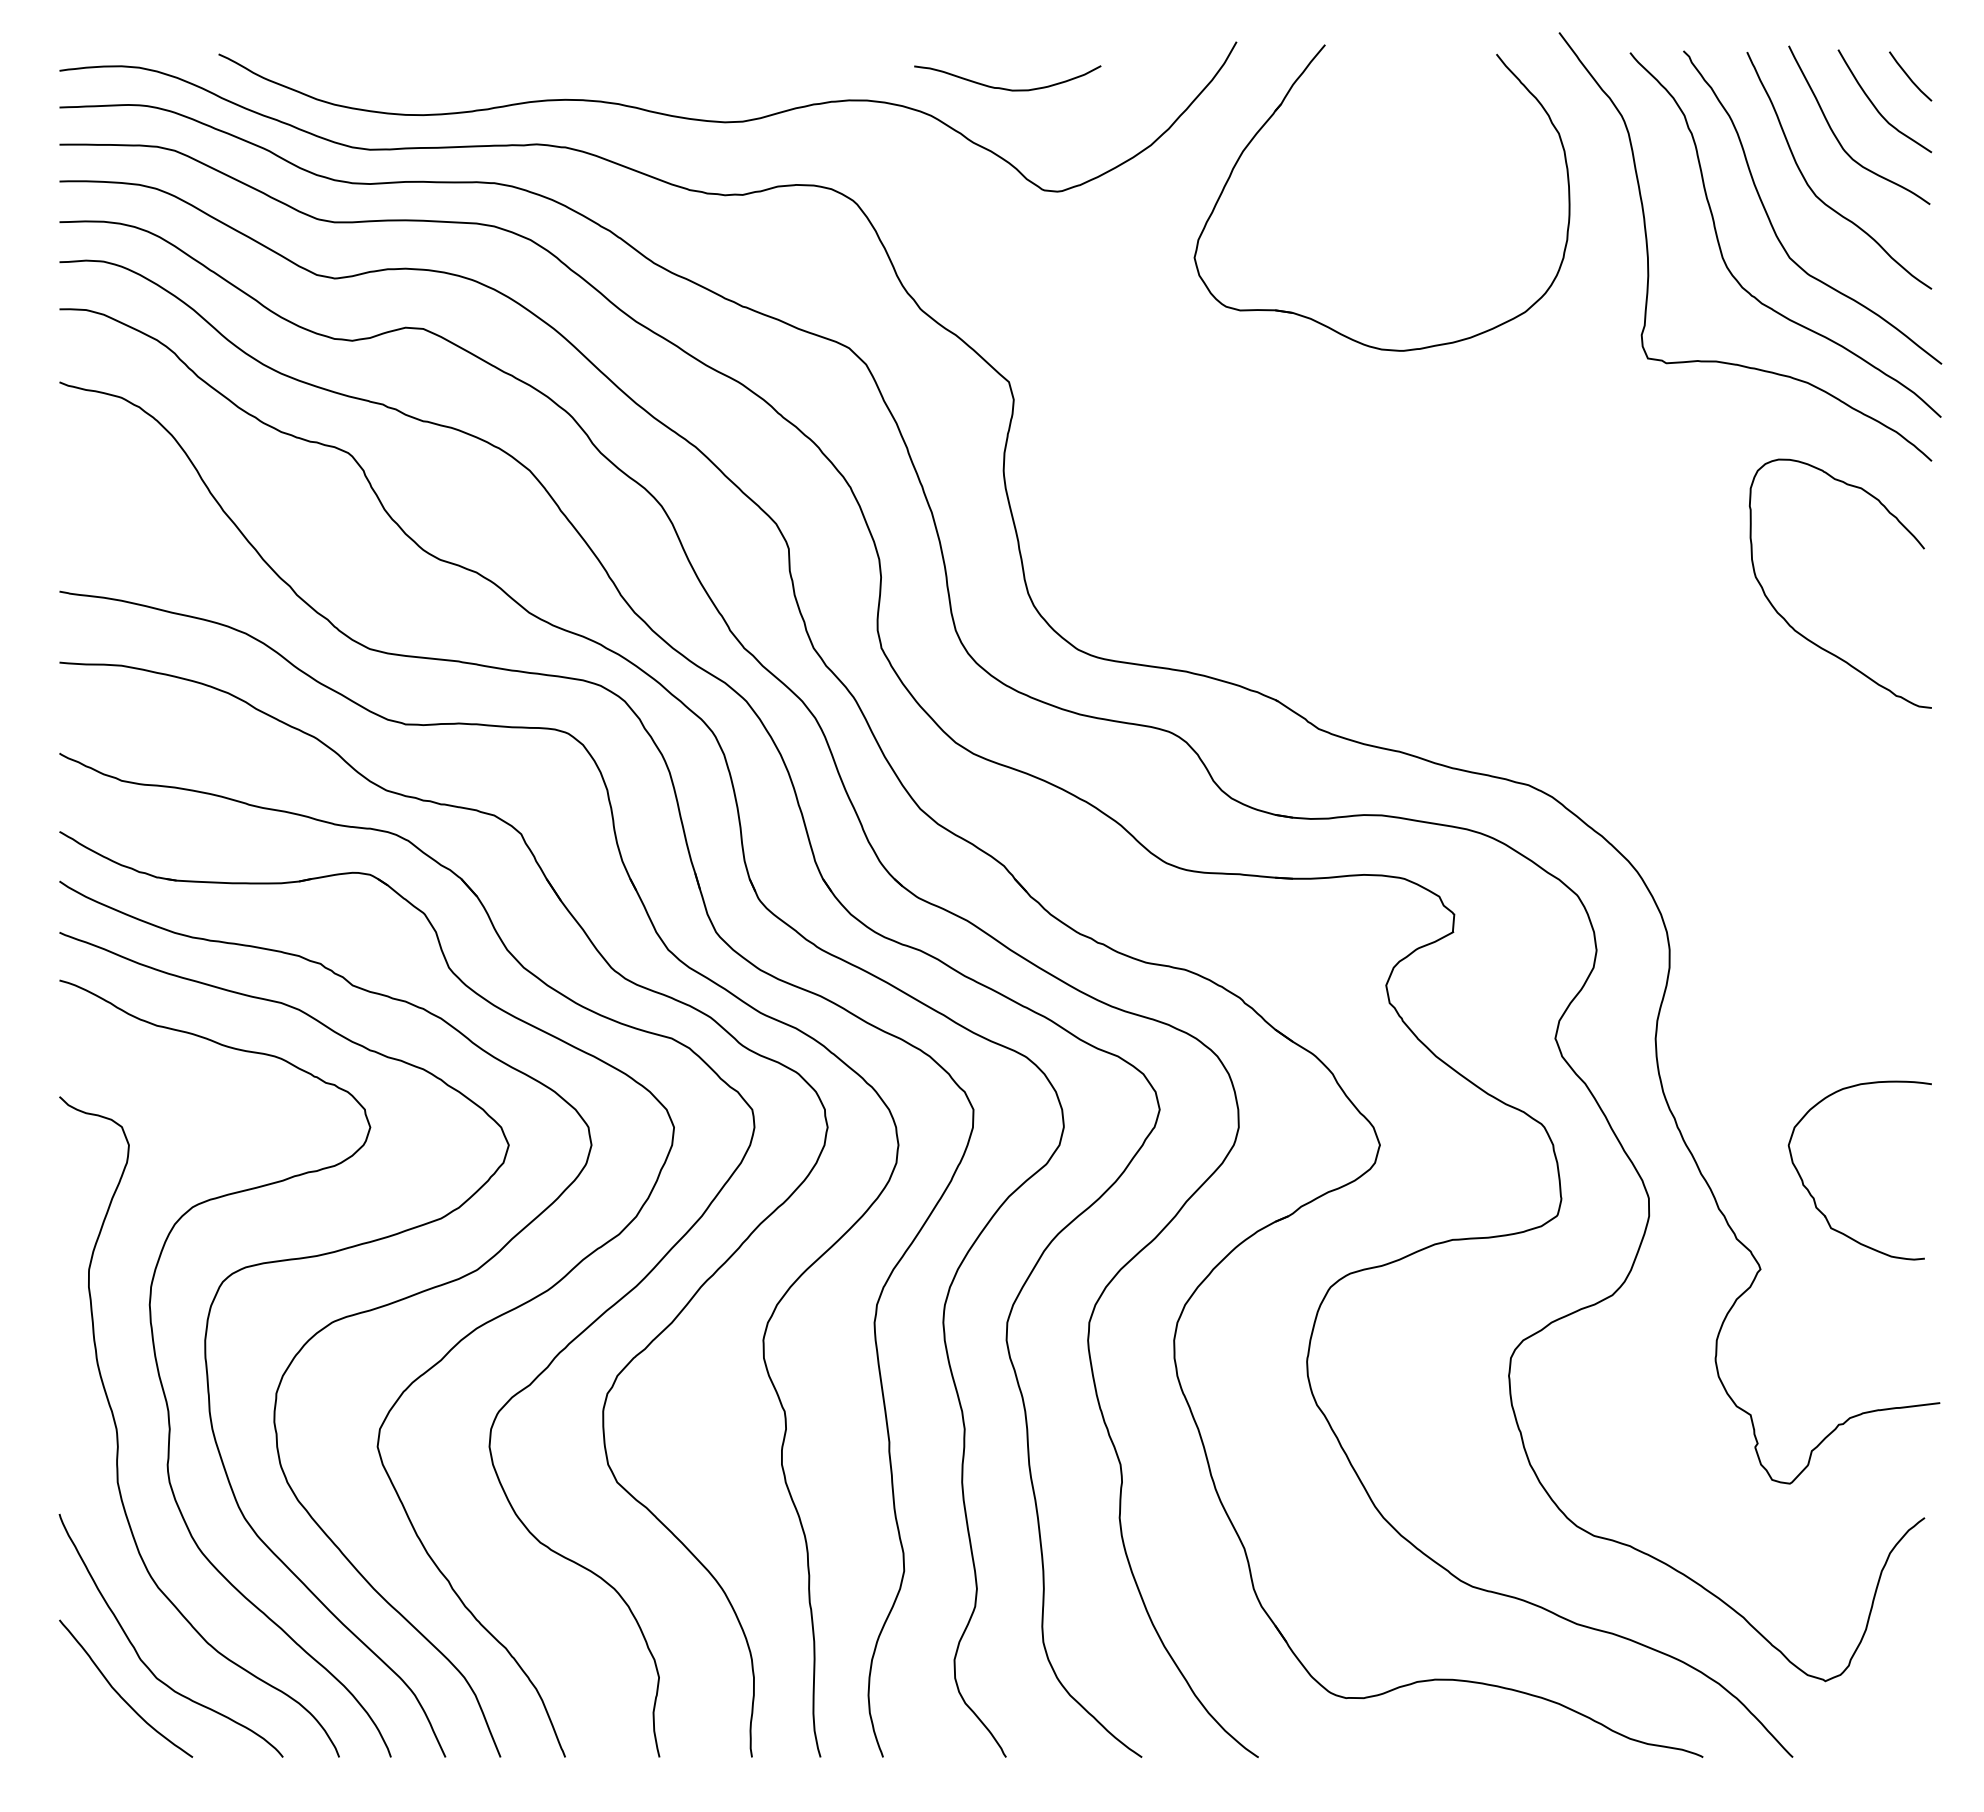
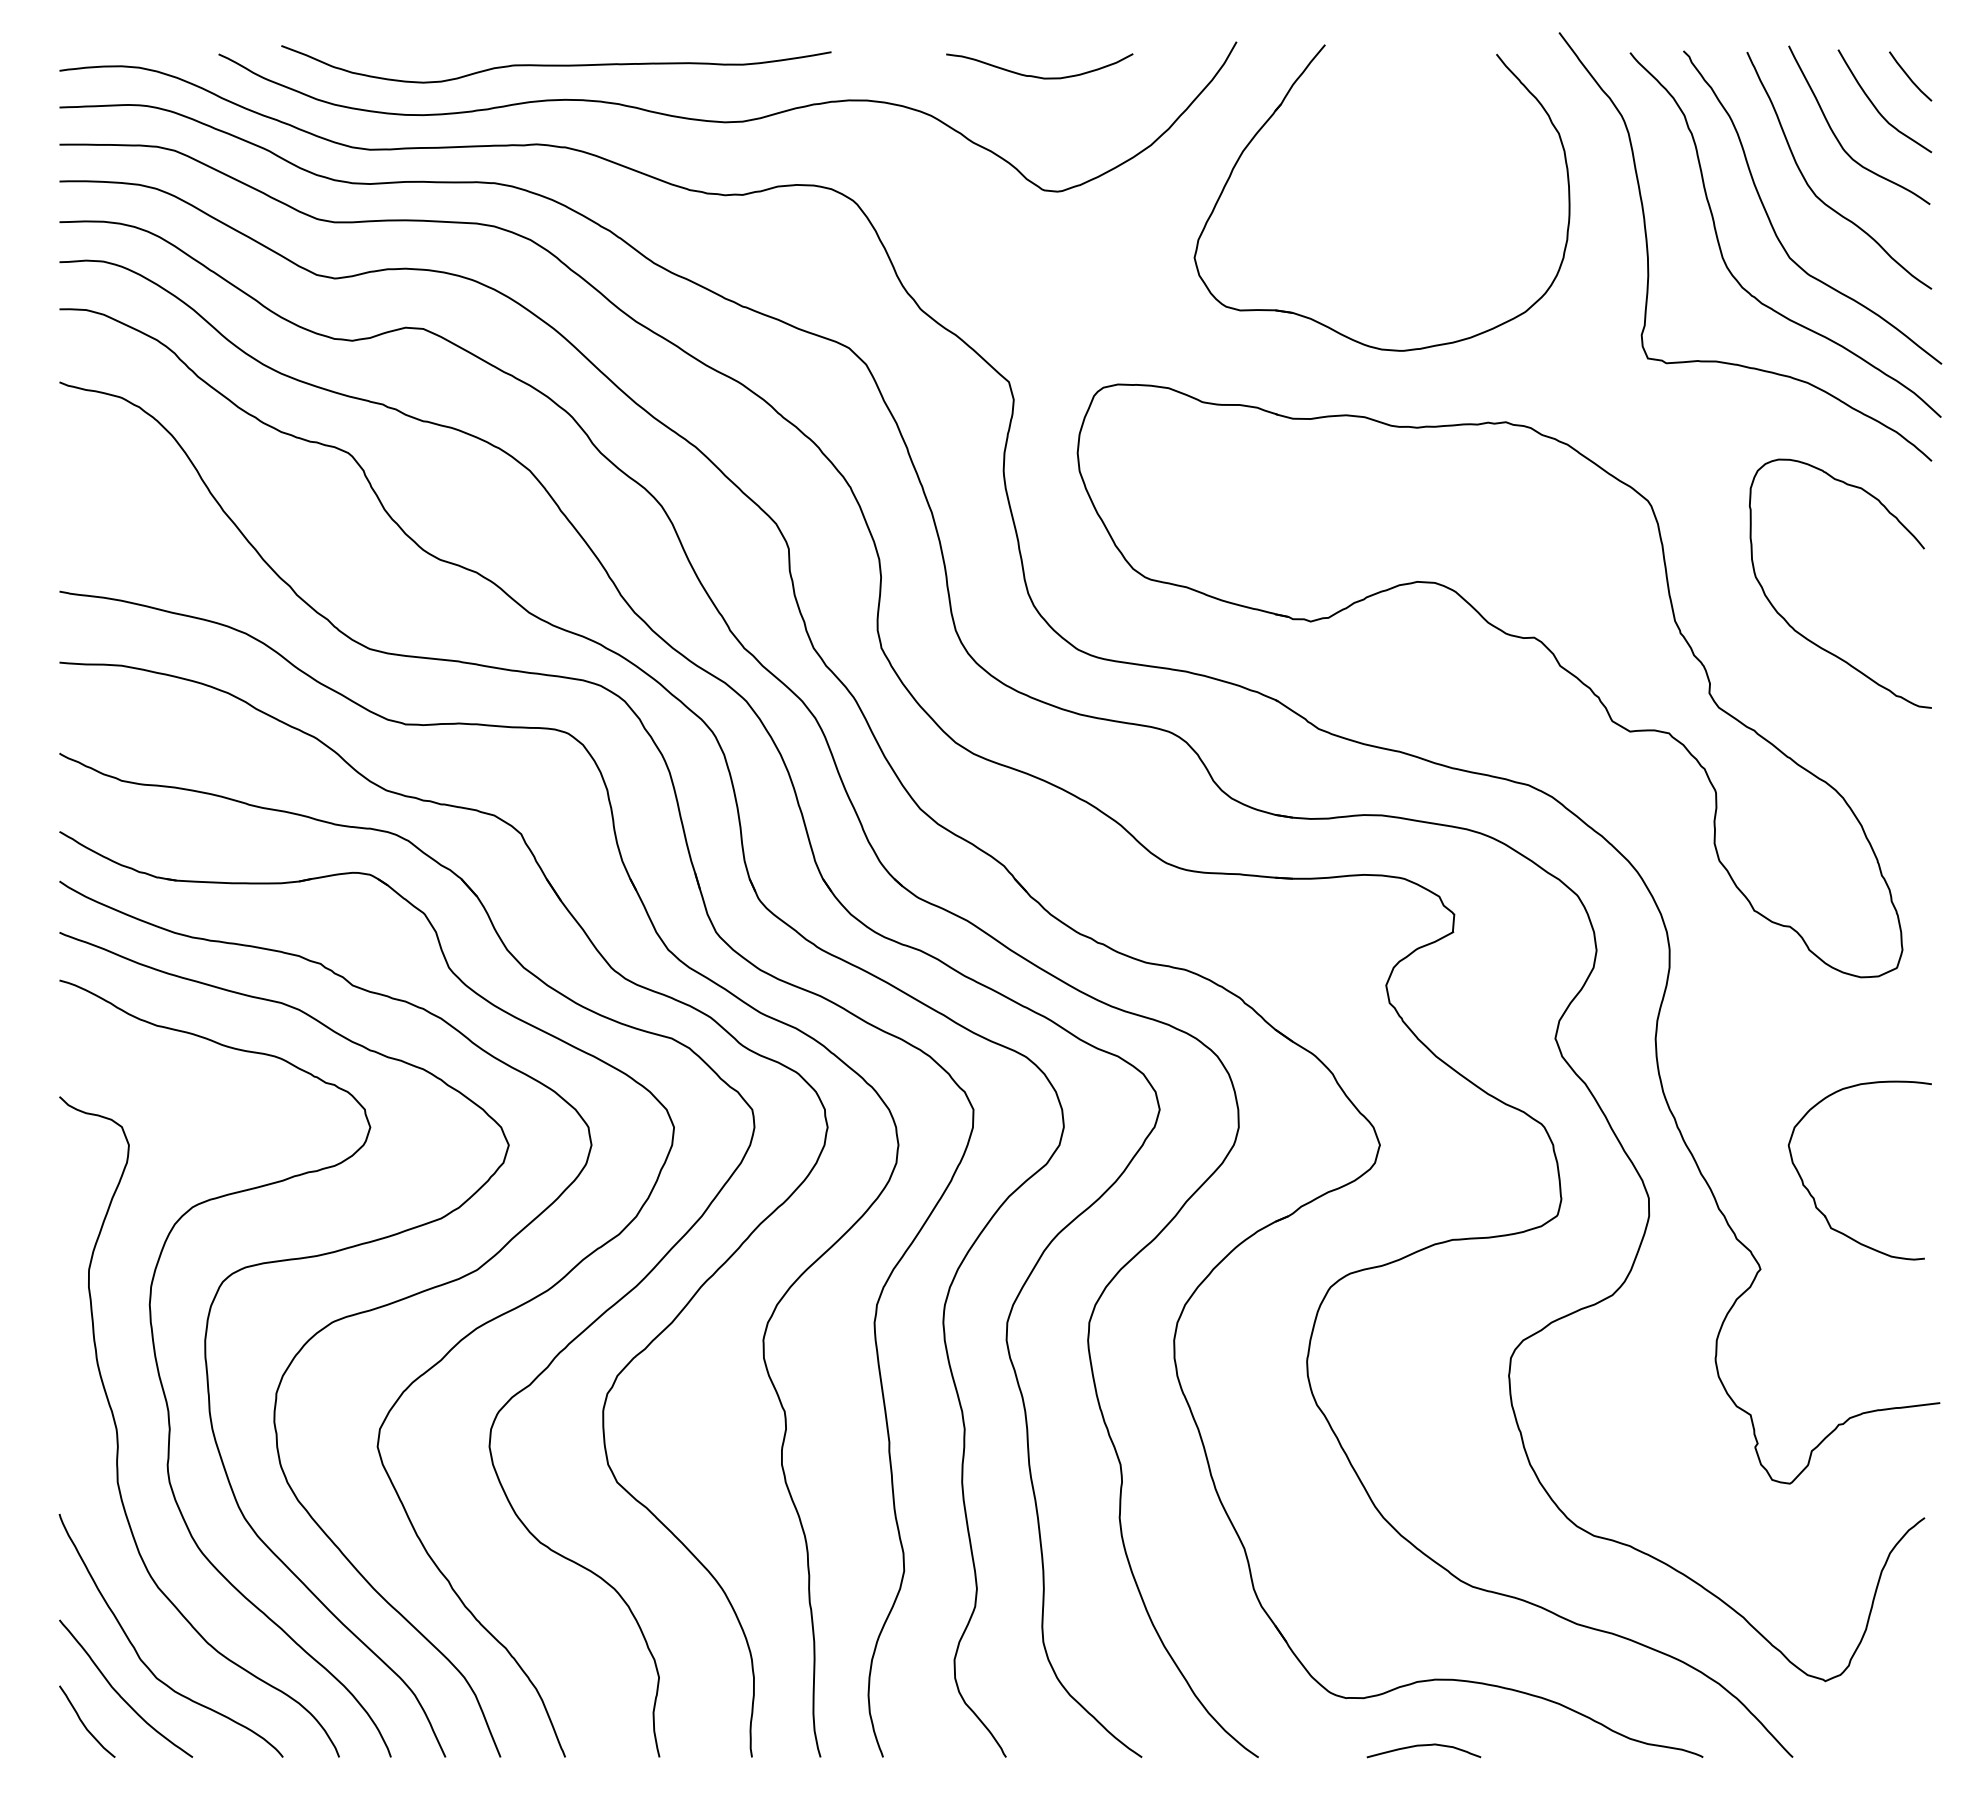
curve: none -> present (556, 64)
curve position: (1007, 88) -> (1039, 76) (1039, 76)
part: none -> present (1507, 635)
curve: none -> present (84, 1723)
curve: none -> present (1423, 1746)
